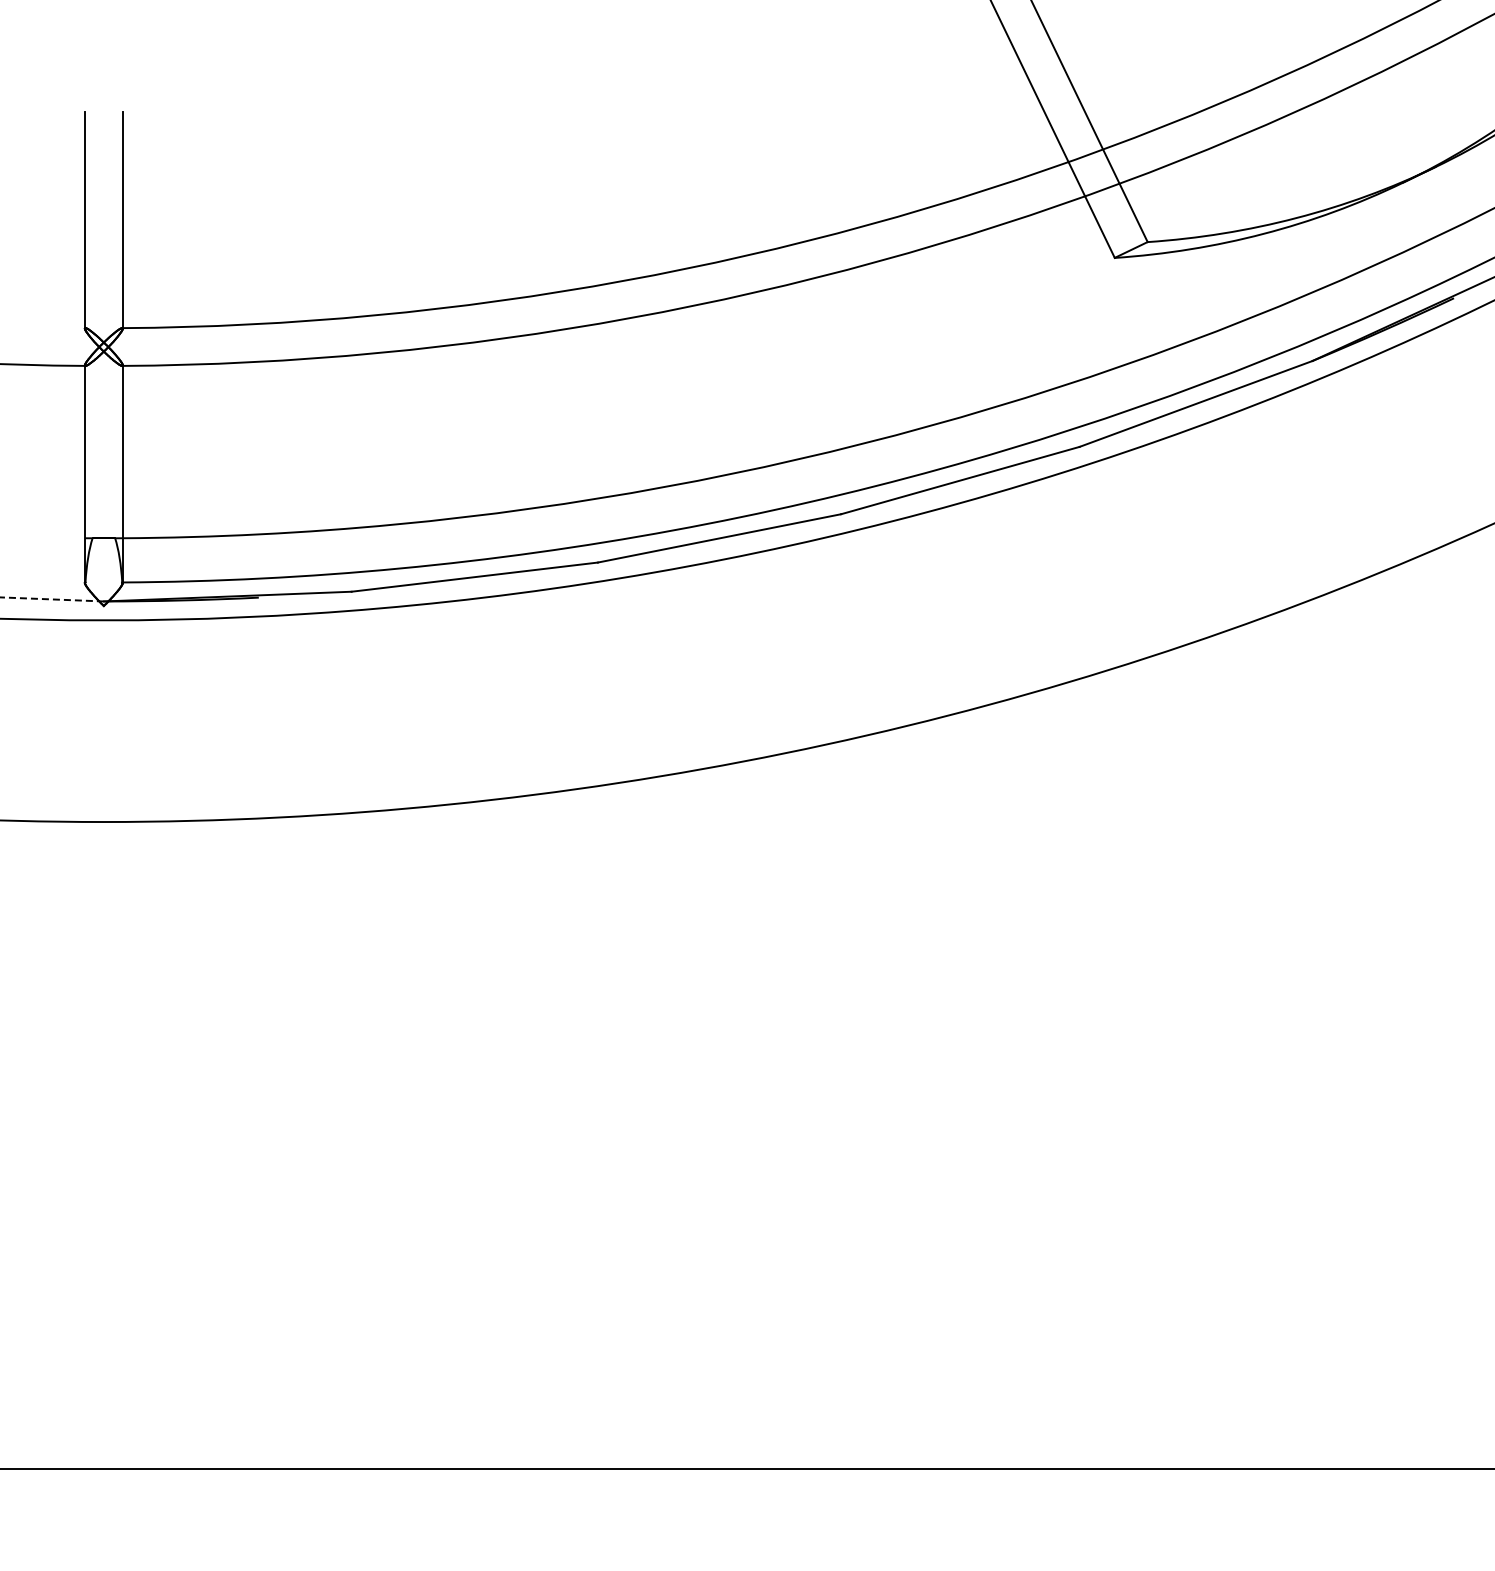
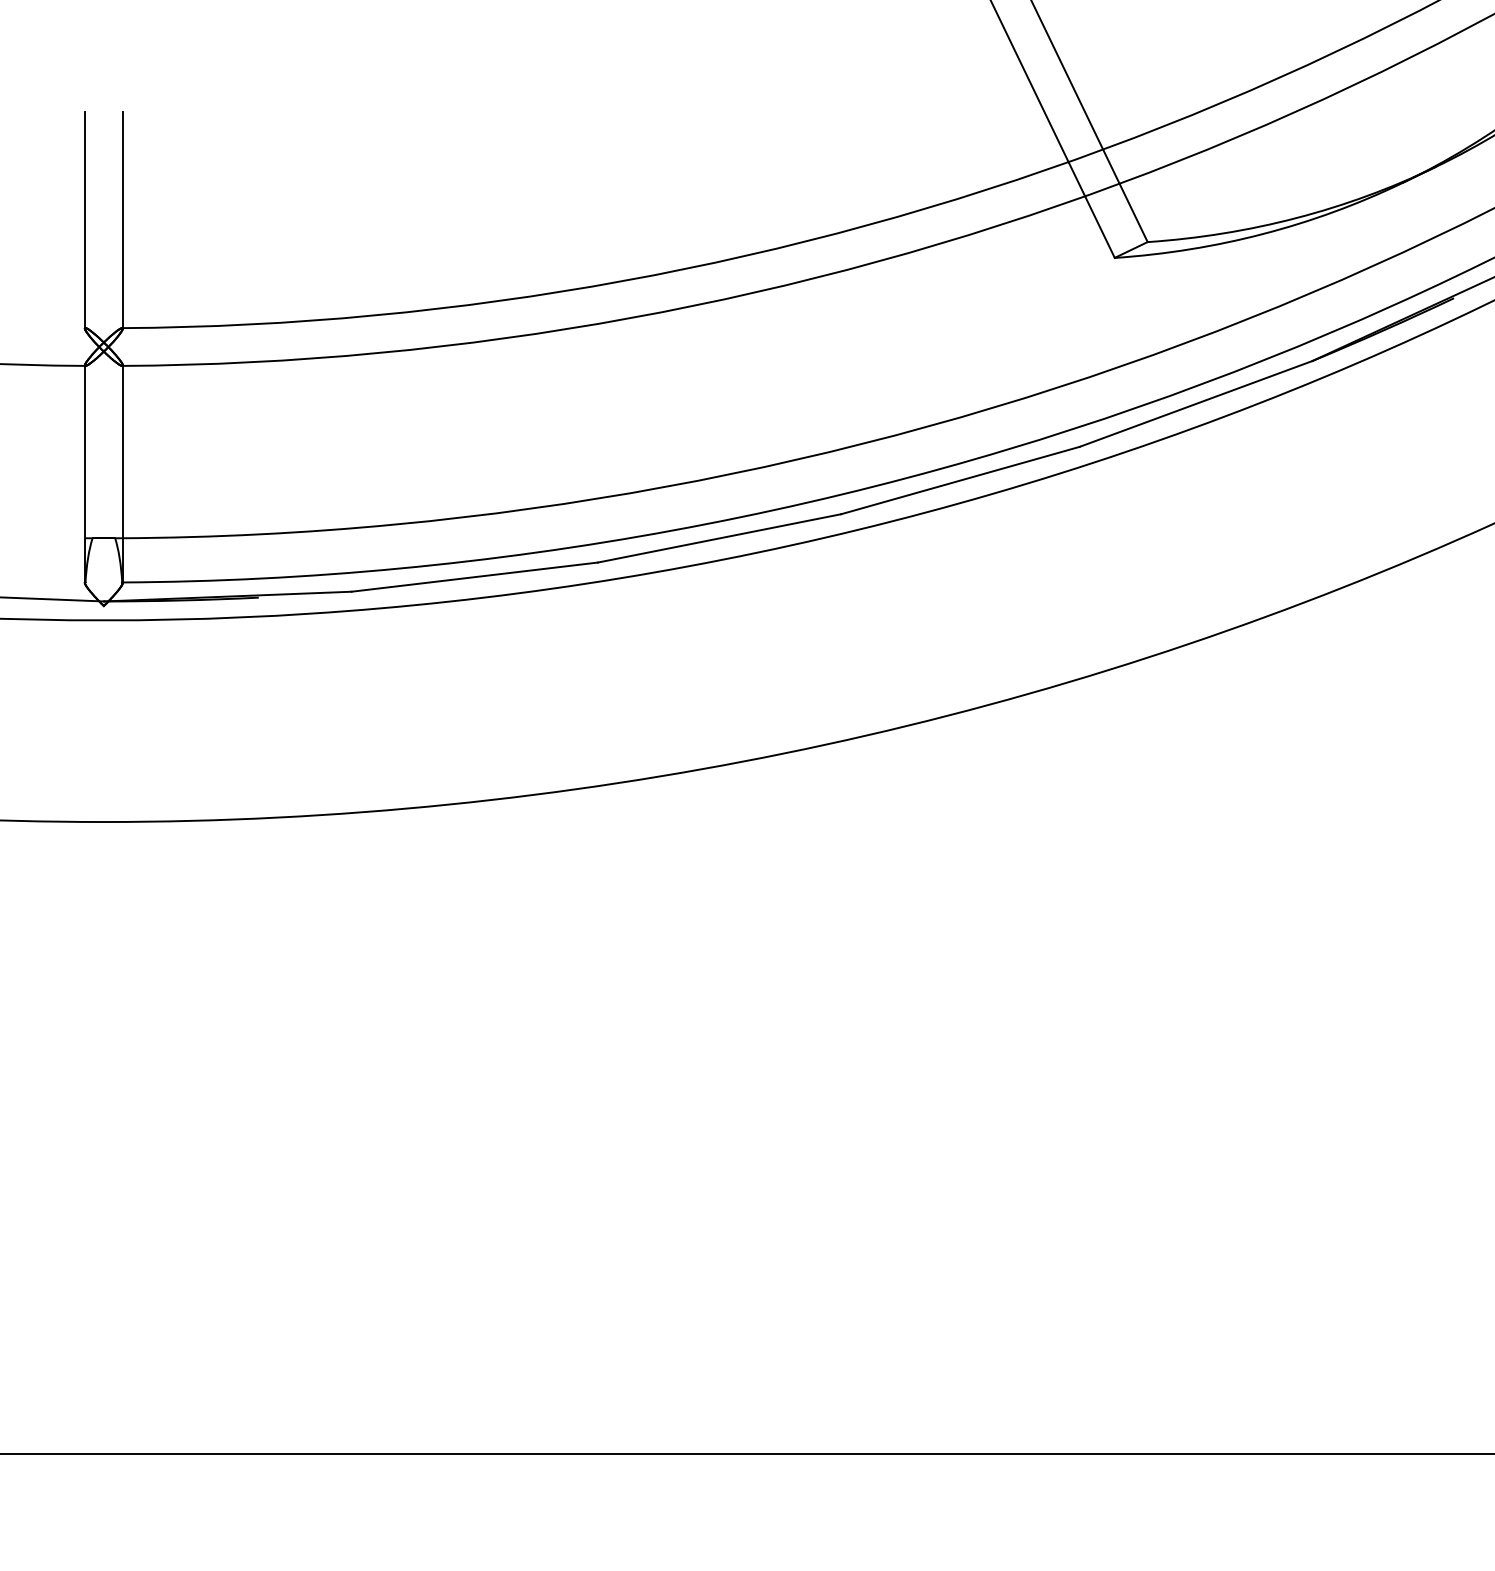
line: dashed -> solid (51, 599)
line position: (746, 1468) -> (746, 1453) (746, 1453)
